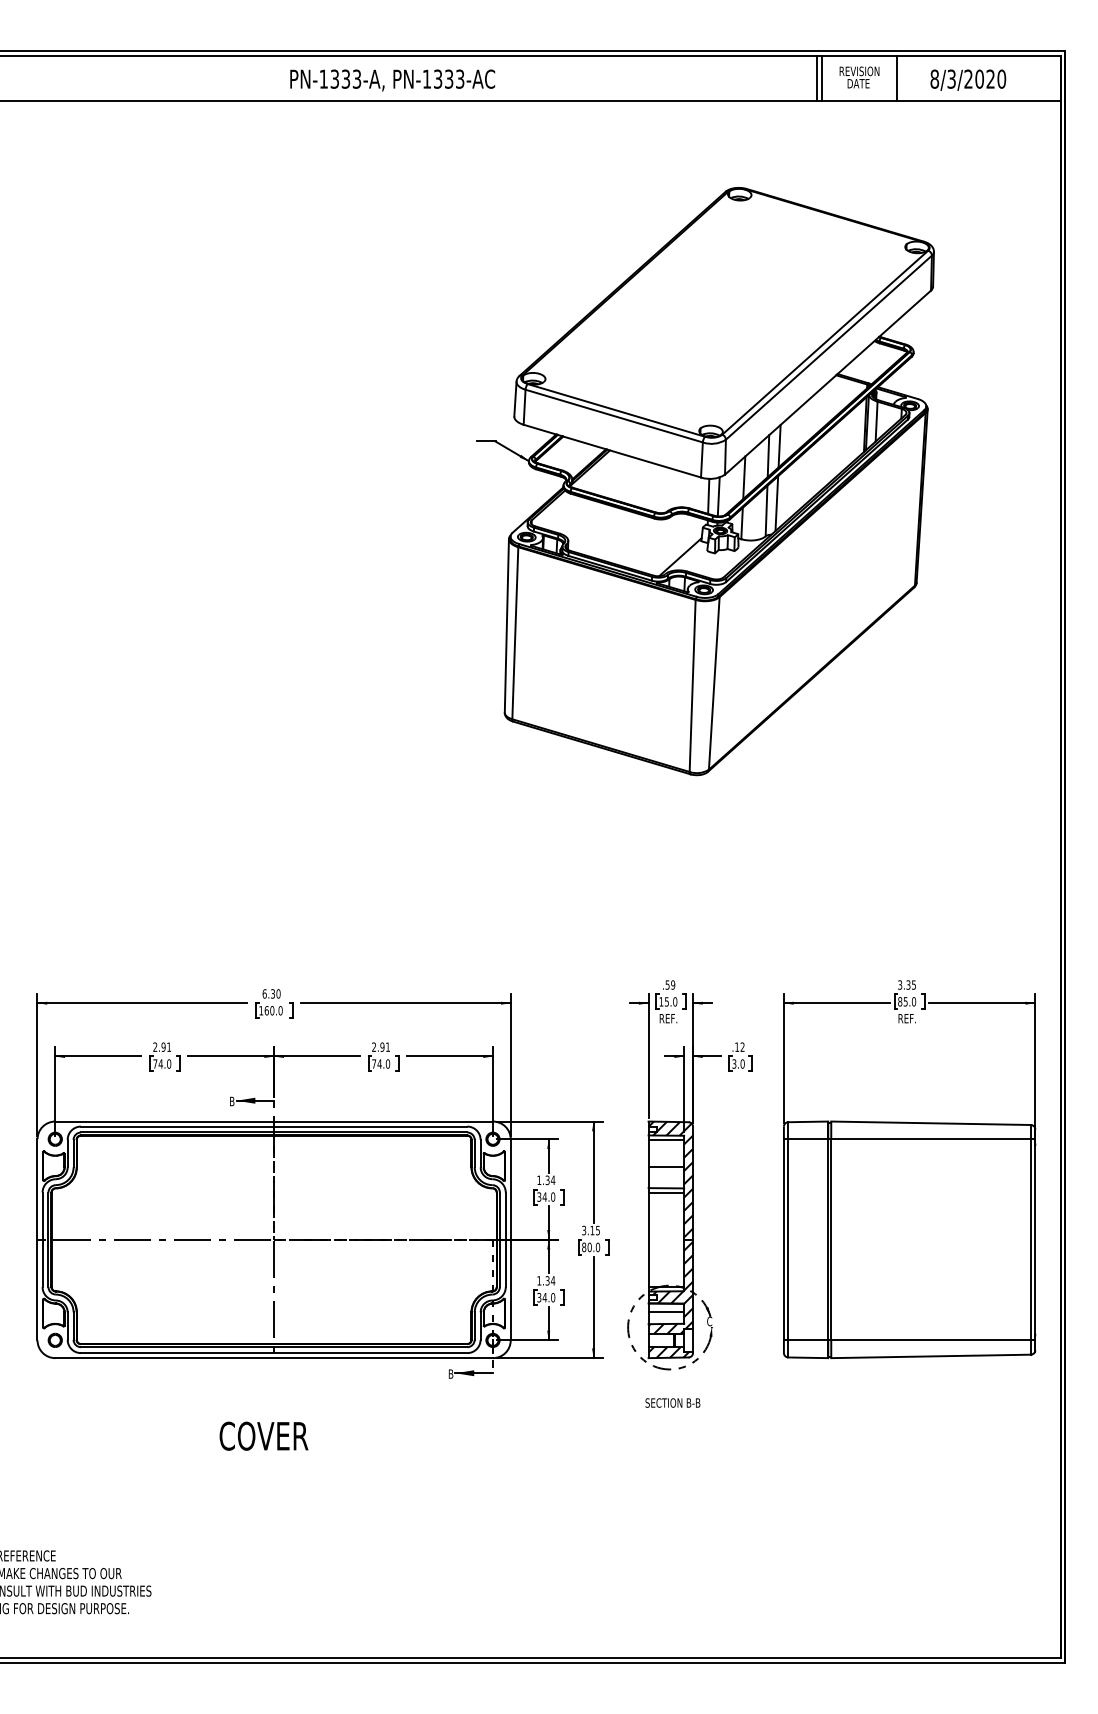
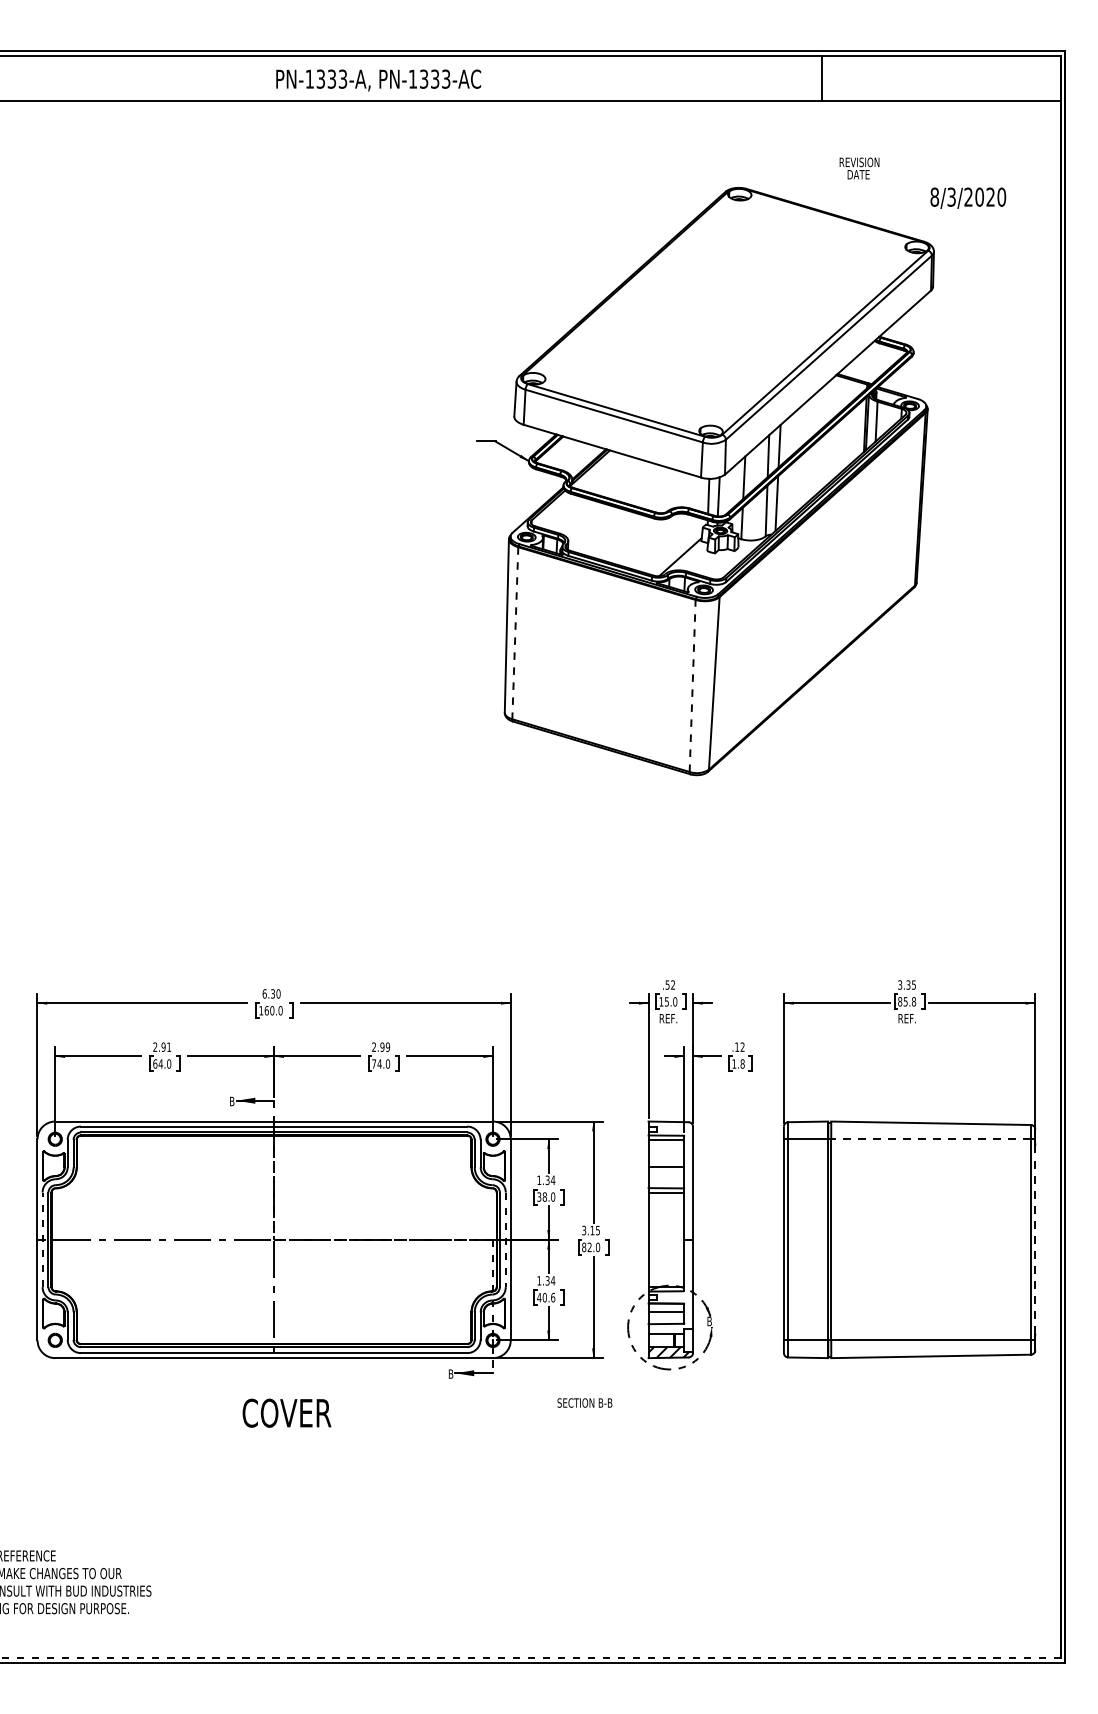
text position: (859, 77) -> (859, 168) (859, 168)
line: present -> none (816, 78)
line: present -> none (896, 78)
text position: (968, 79) -> (968, 197) (968, 197)
text position: (392, 80) -> (378, 80) (378, 80)
line: solid -> dashed (515, 633)
line: solid -> dashed (692, 685)
text: .59 -> .52 (673, 984)
text: 85.0 -> 85.8 (913, 1001)
text: 2.91 -> 2.99 (387, 1046)
text: 74.0 -> 64.0 (155, 1063)
text: 3.0 -> 1.8 (738, 1063)
line: solid -> dashed (931, 1139)
hatch: present -> none (670, 1179)
text: 34.0 -> 38.0 (544, 1196)
line: solid -> dashed (42, 1239)
line: solid -> dashed (1035, 1239)
line: solid -> dashed (505, 1240)
text: 80.0 -> 82.0 (589, 1247)
hatch: present -> none (670, 1287)
text: 34.0 -> 40.6 (546, 1297)
text: C -> B (709, 1321)
text position: (672, 1402) -> (584, 1402) (584, 1402)
text position: (263, 1435) -> (286, 1412) (286, 1412)
line: solid -> dashed (530, 1657)
